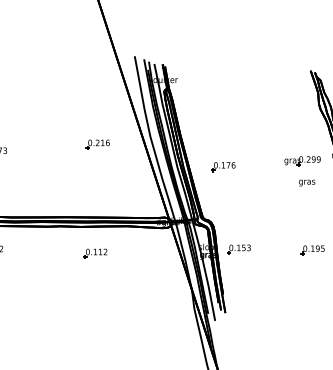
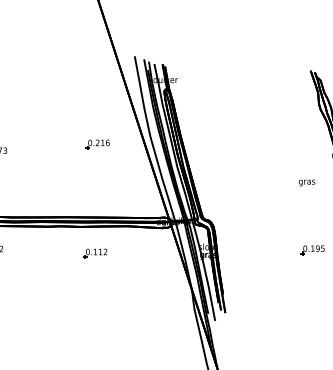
part: present -> none (302, 161)
part: present -> none (223, 167)
part: present -> none (238, 249)
